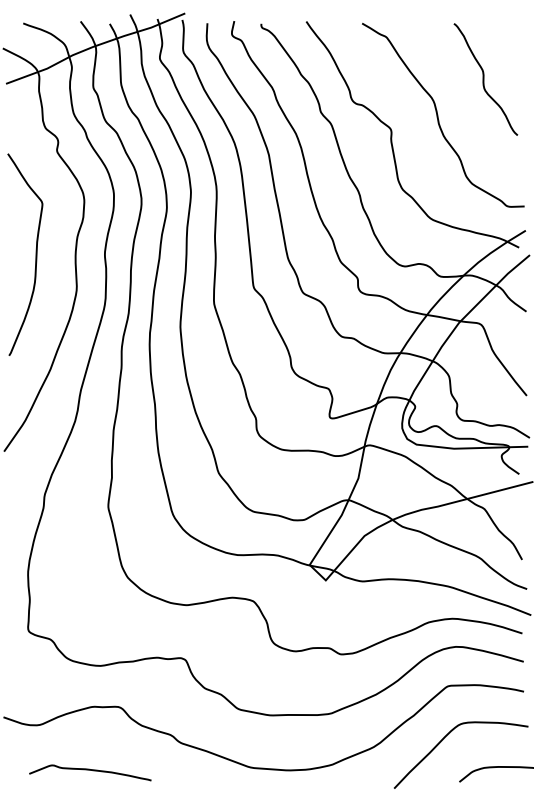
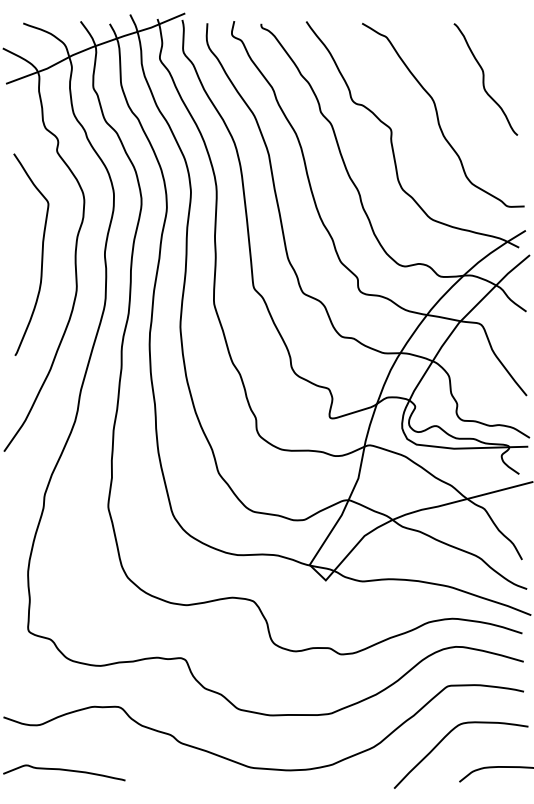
curve position: (35, 254) -> (41, 254) (41, 254)
curve position: (90, 770) -> (64, 770) (64, 770)
